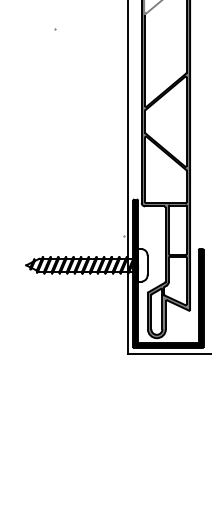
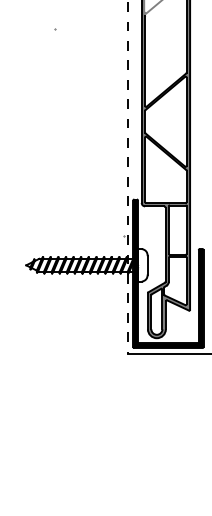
line: solid -> dashed (127, 177)
